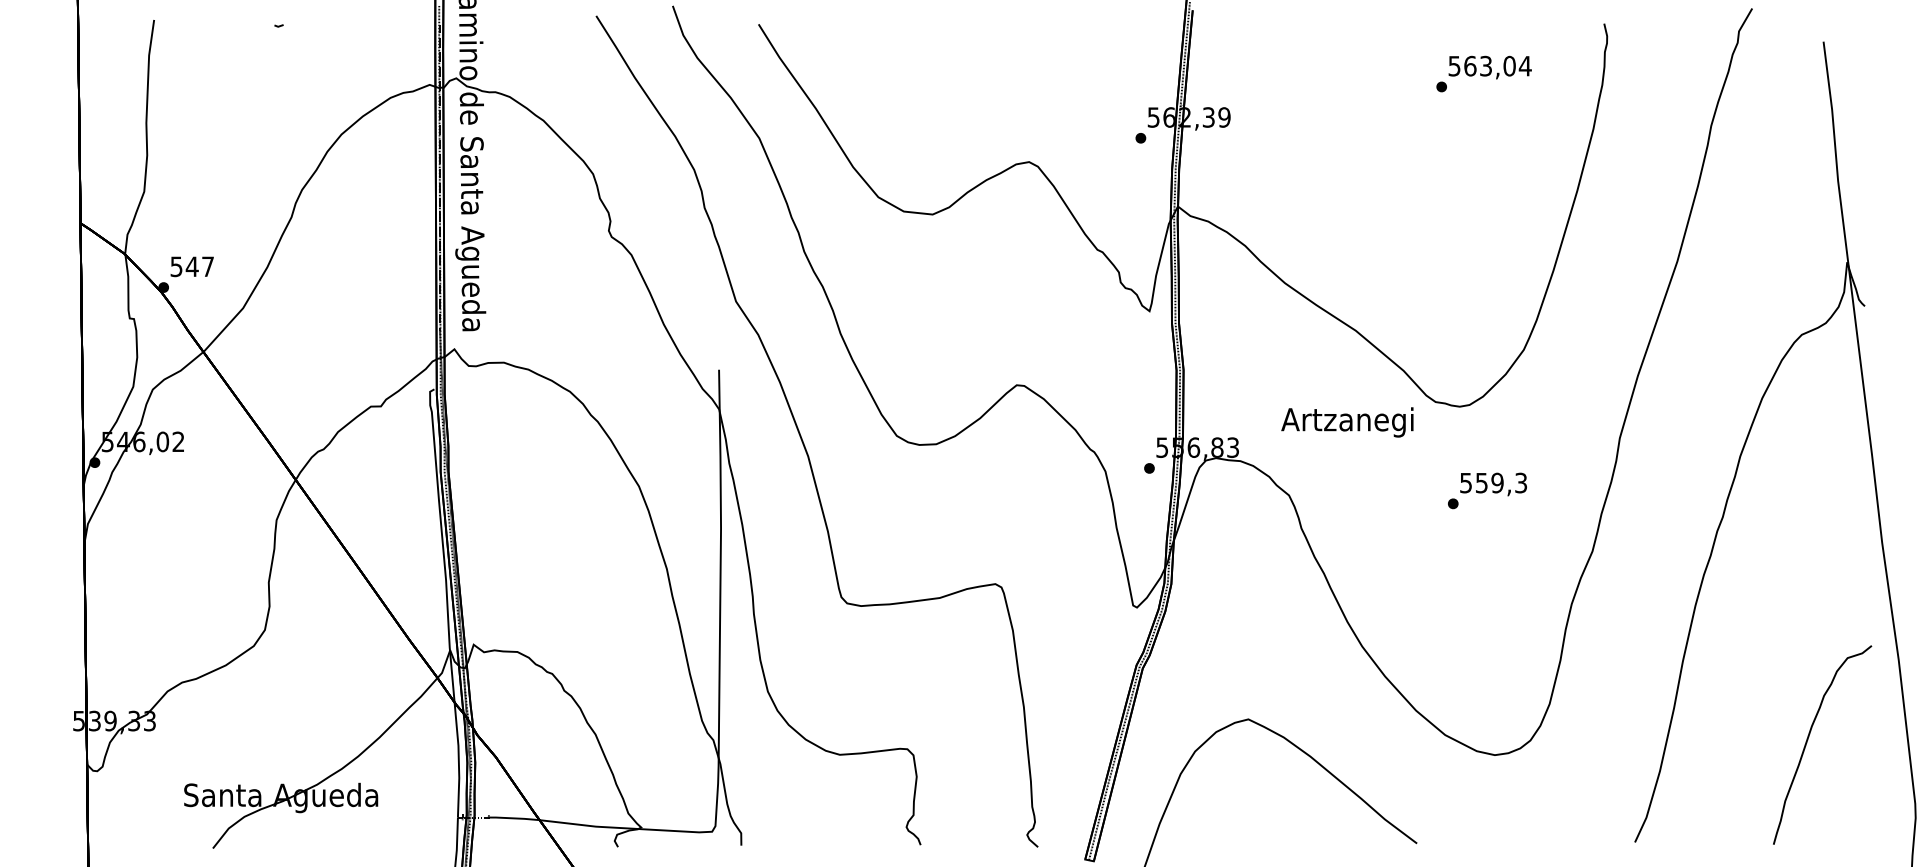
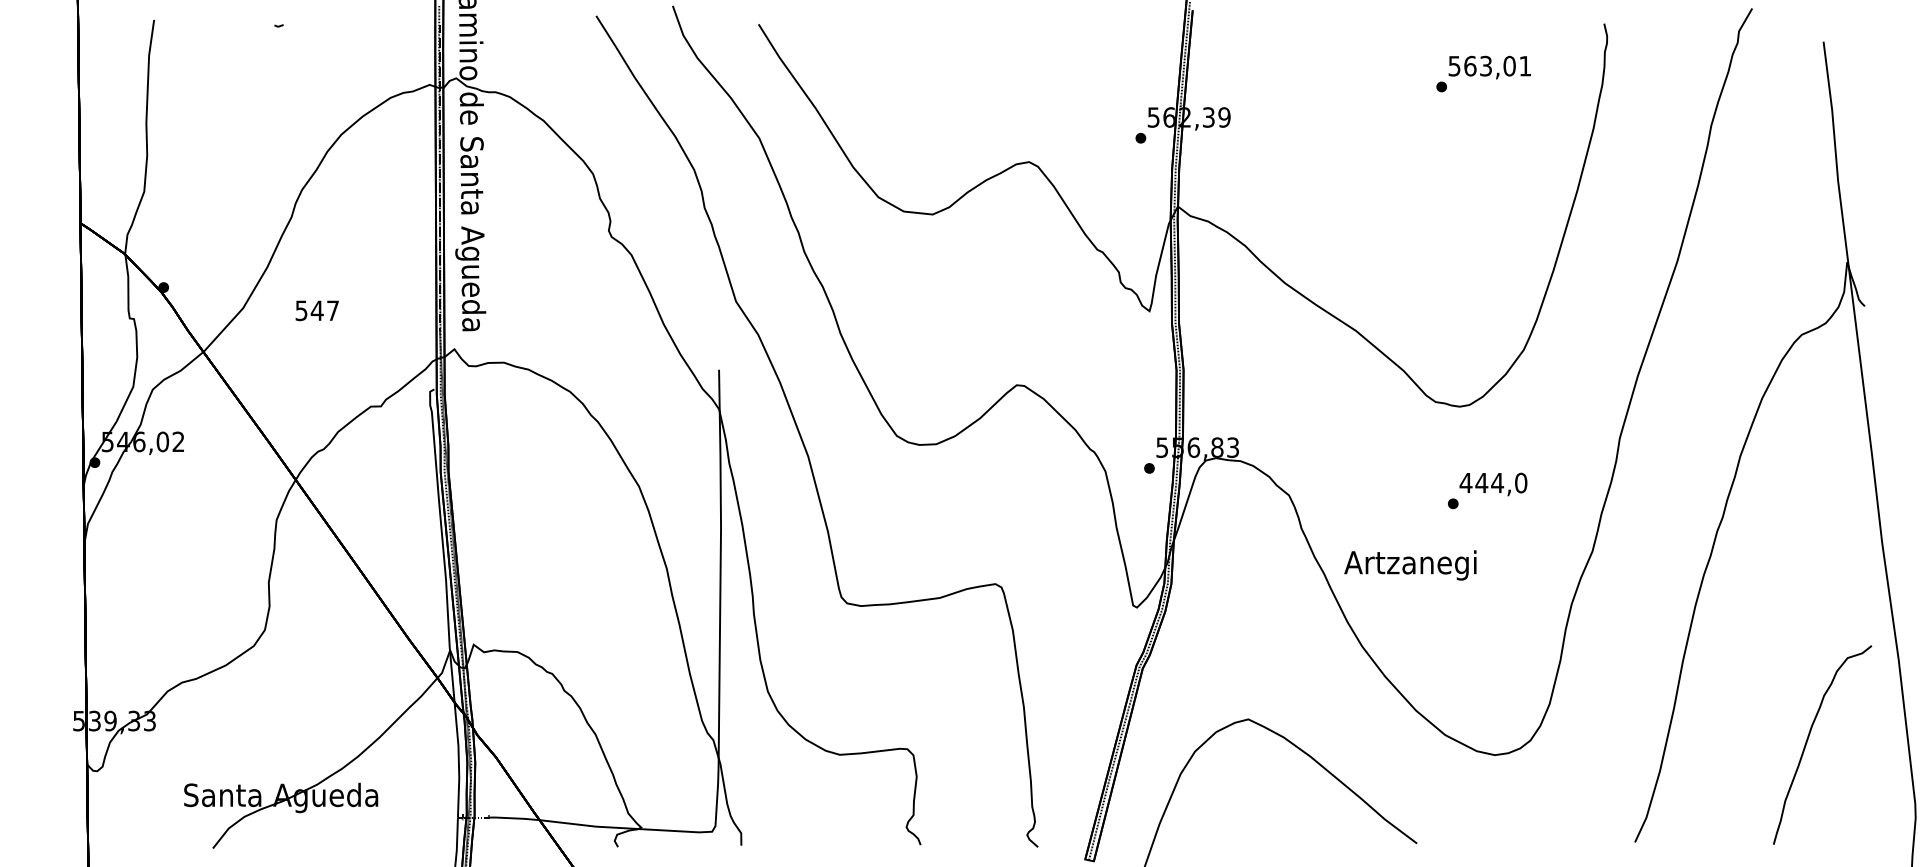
text: 563,04 -> 563,01 (1524, 66)
text position: (191, 266) -> (316, 310) (316, 310)
text position: (1347, 422) -> (1410, 565) (1410, 565)
text: 559,3 -> 444,0 (1493, 482)
